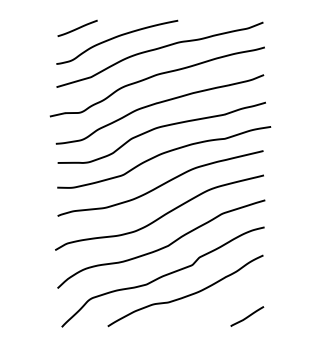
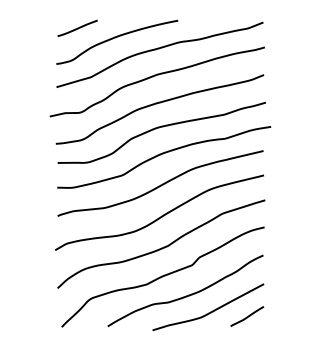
curve: none -> present (210, 311)
